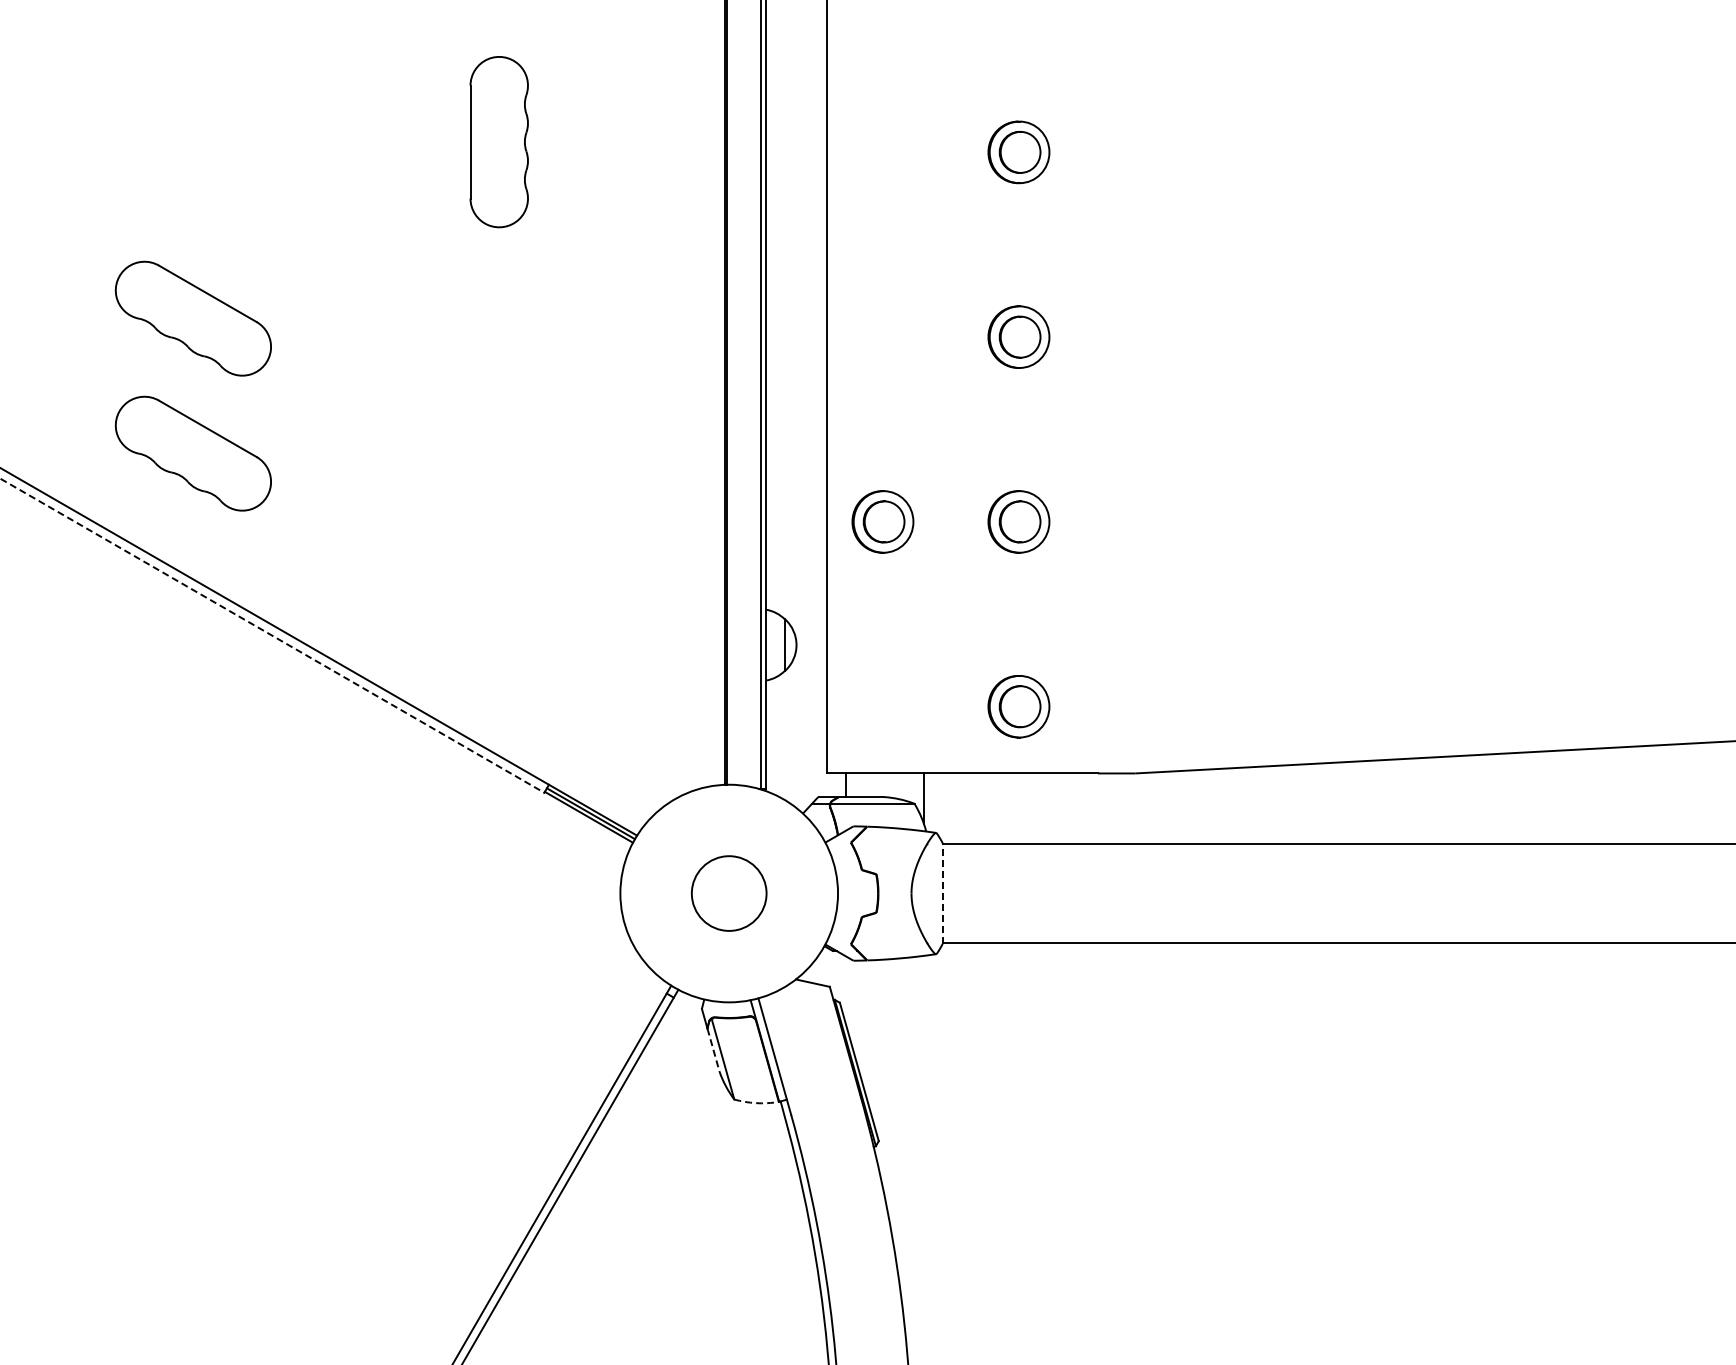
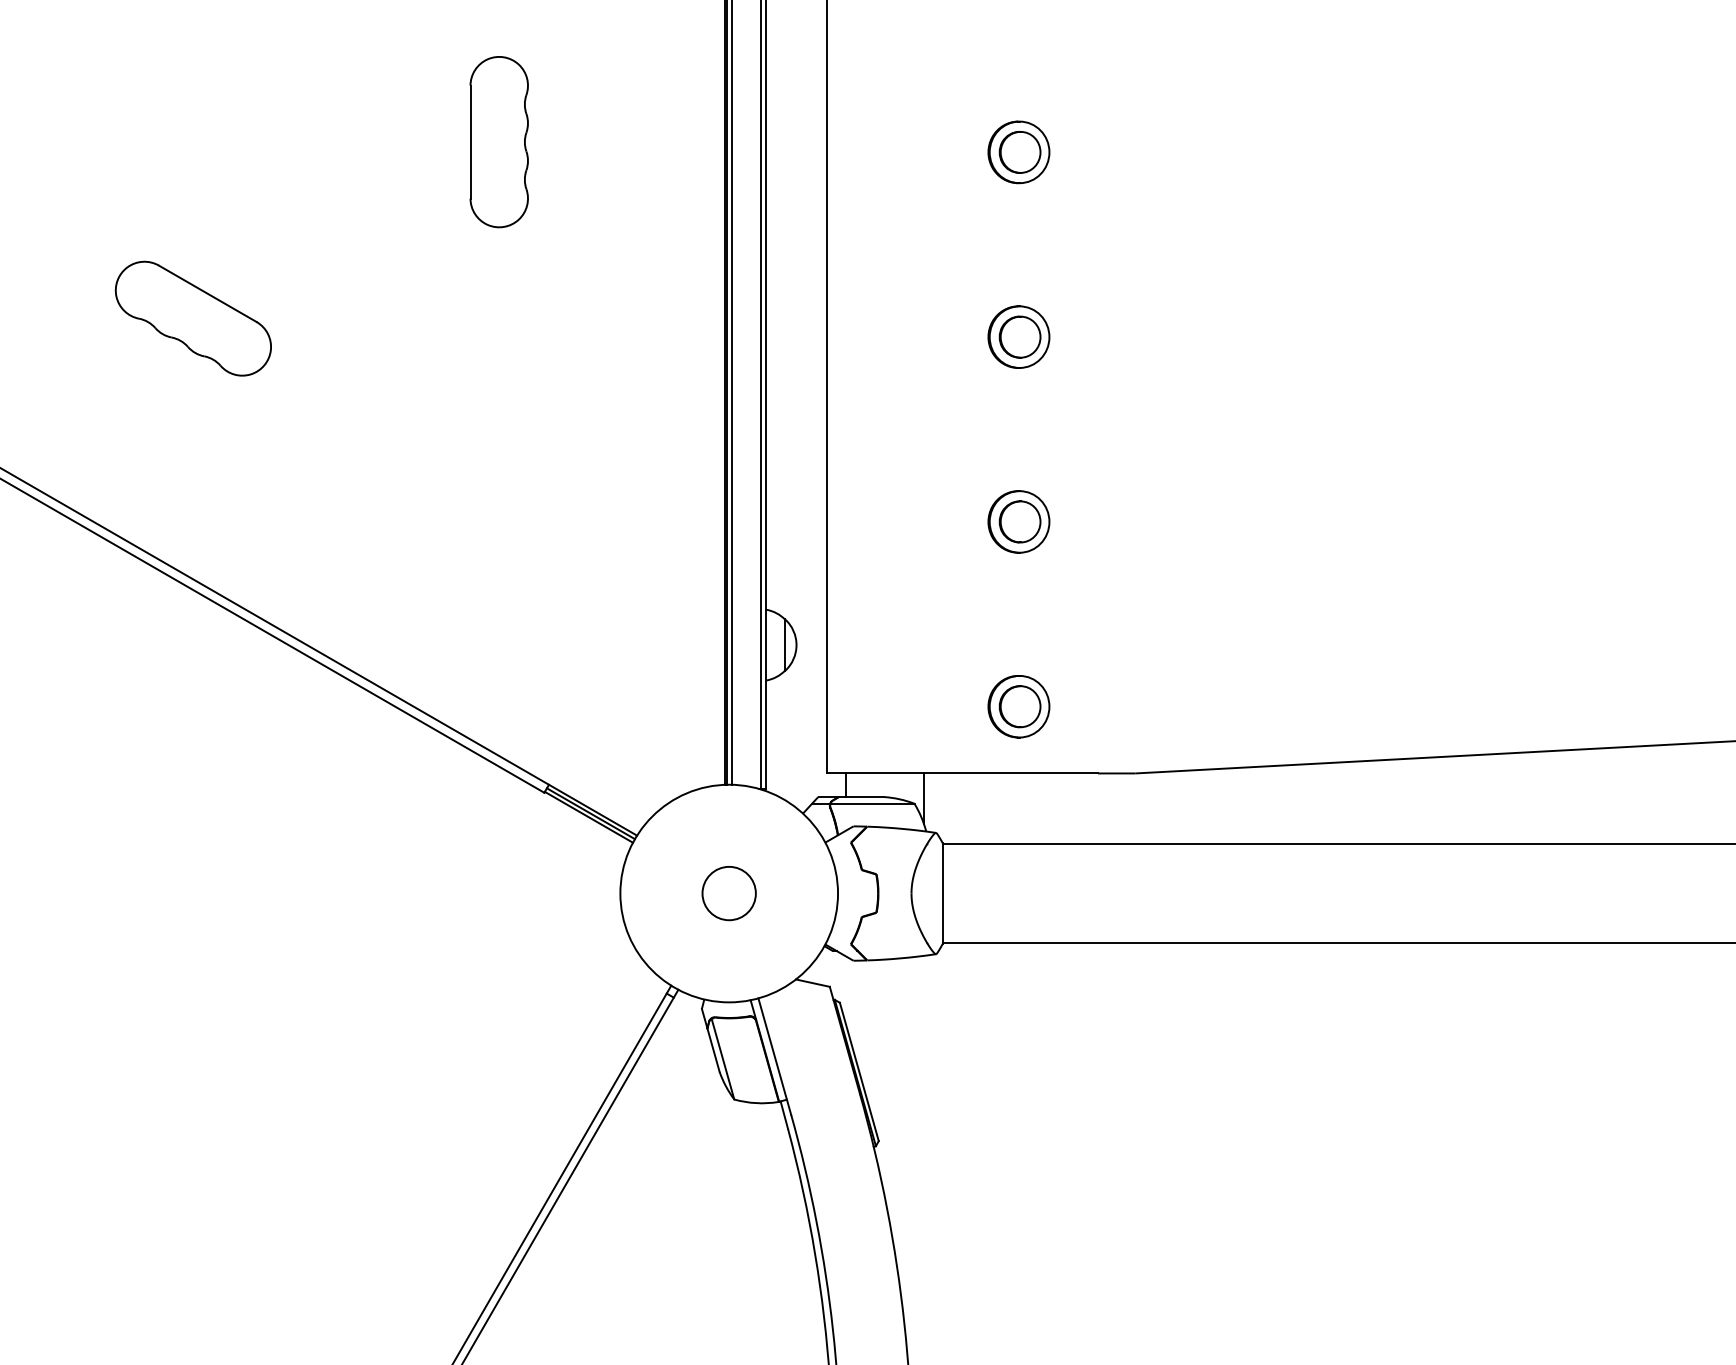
line: none -> present (732, 393)
part: present -> none (192, 453)
part: present -> none (882, 521)
line: dashed -> solid (272, 635)
circle diameter: 75 px -> 53 px (728, 893)
line: dashed -> solid (942, 893)
line: dashed -> solid (713, 1050)
arc: dashed -> solid (756, 1103)
